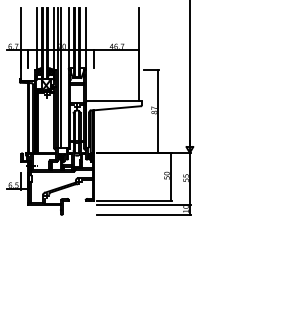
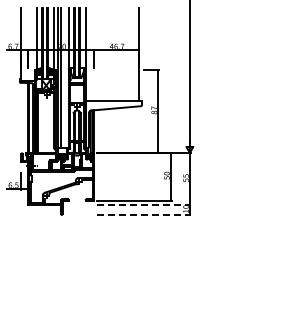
line: solid -> dashed (144, 205)
line: solid -> dashed (144, 214)
